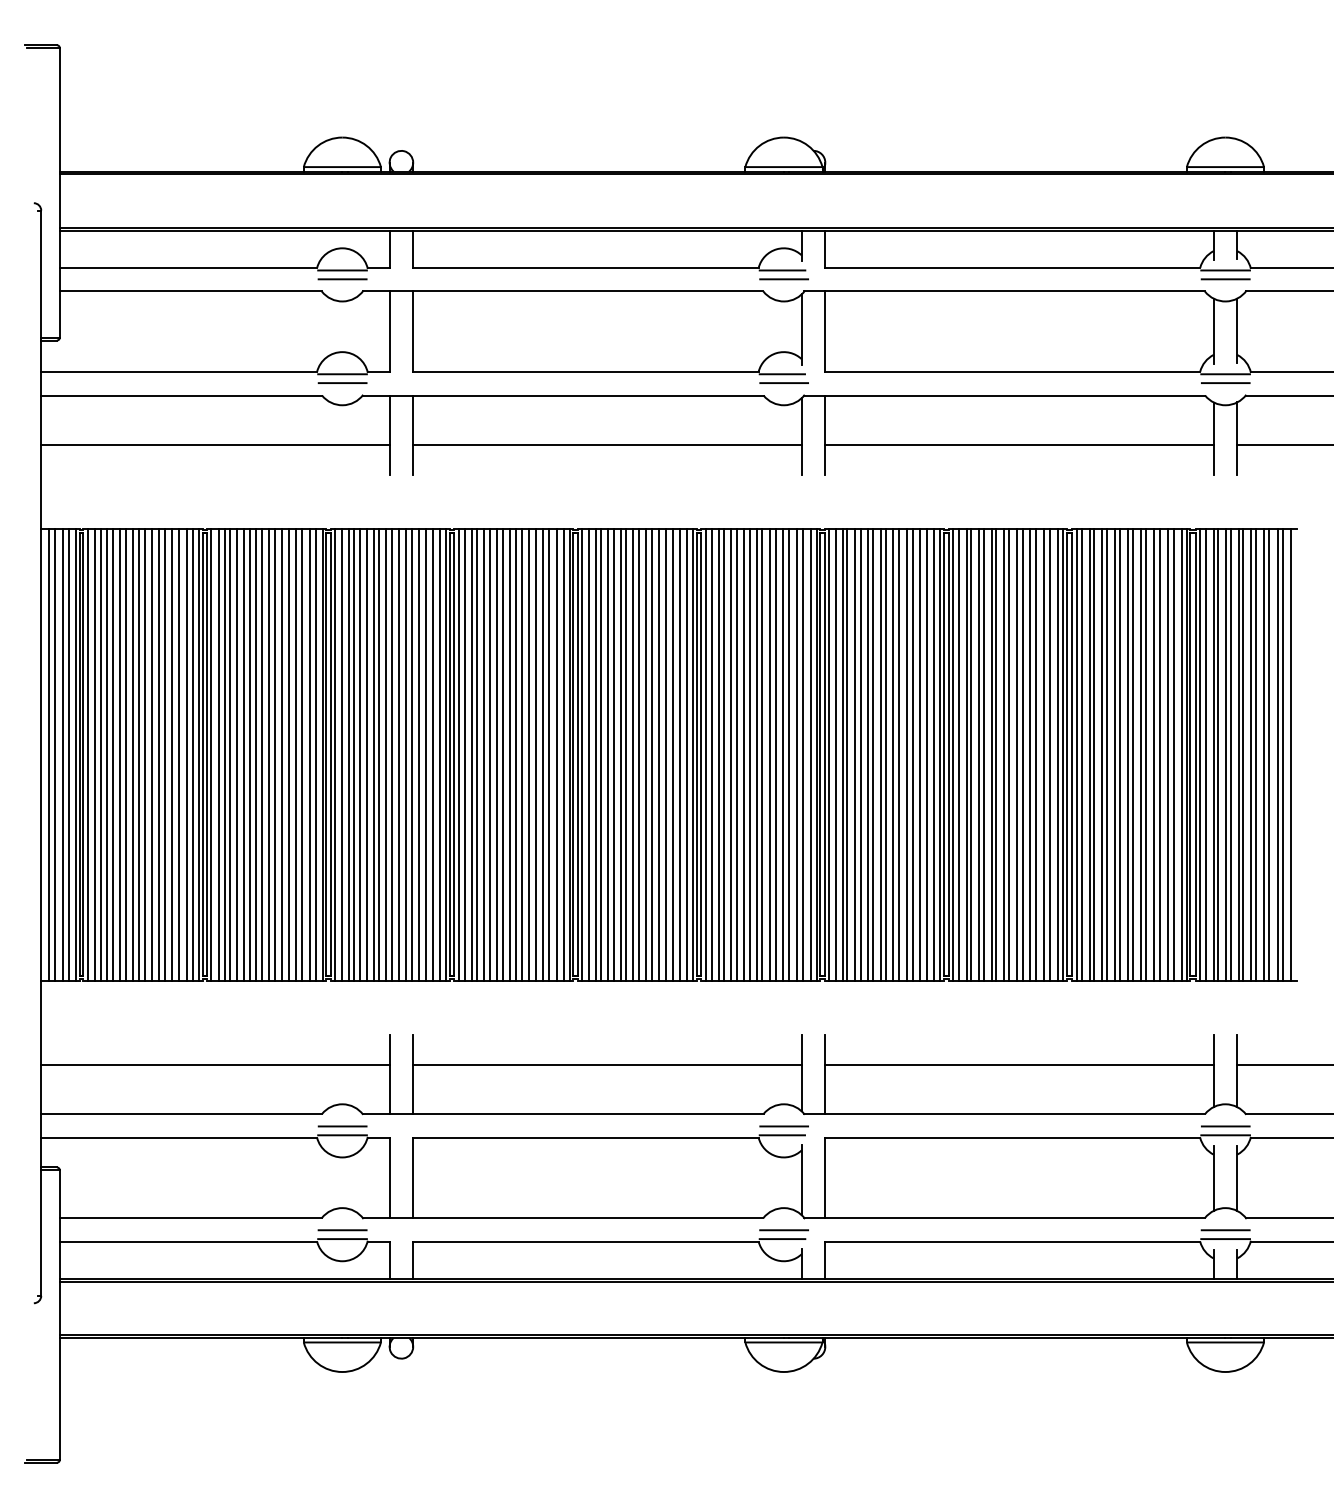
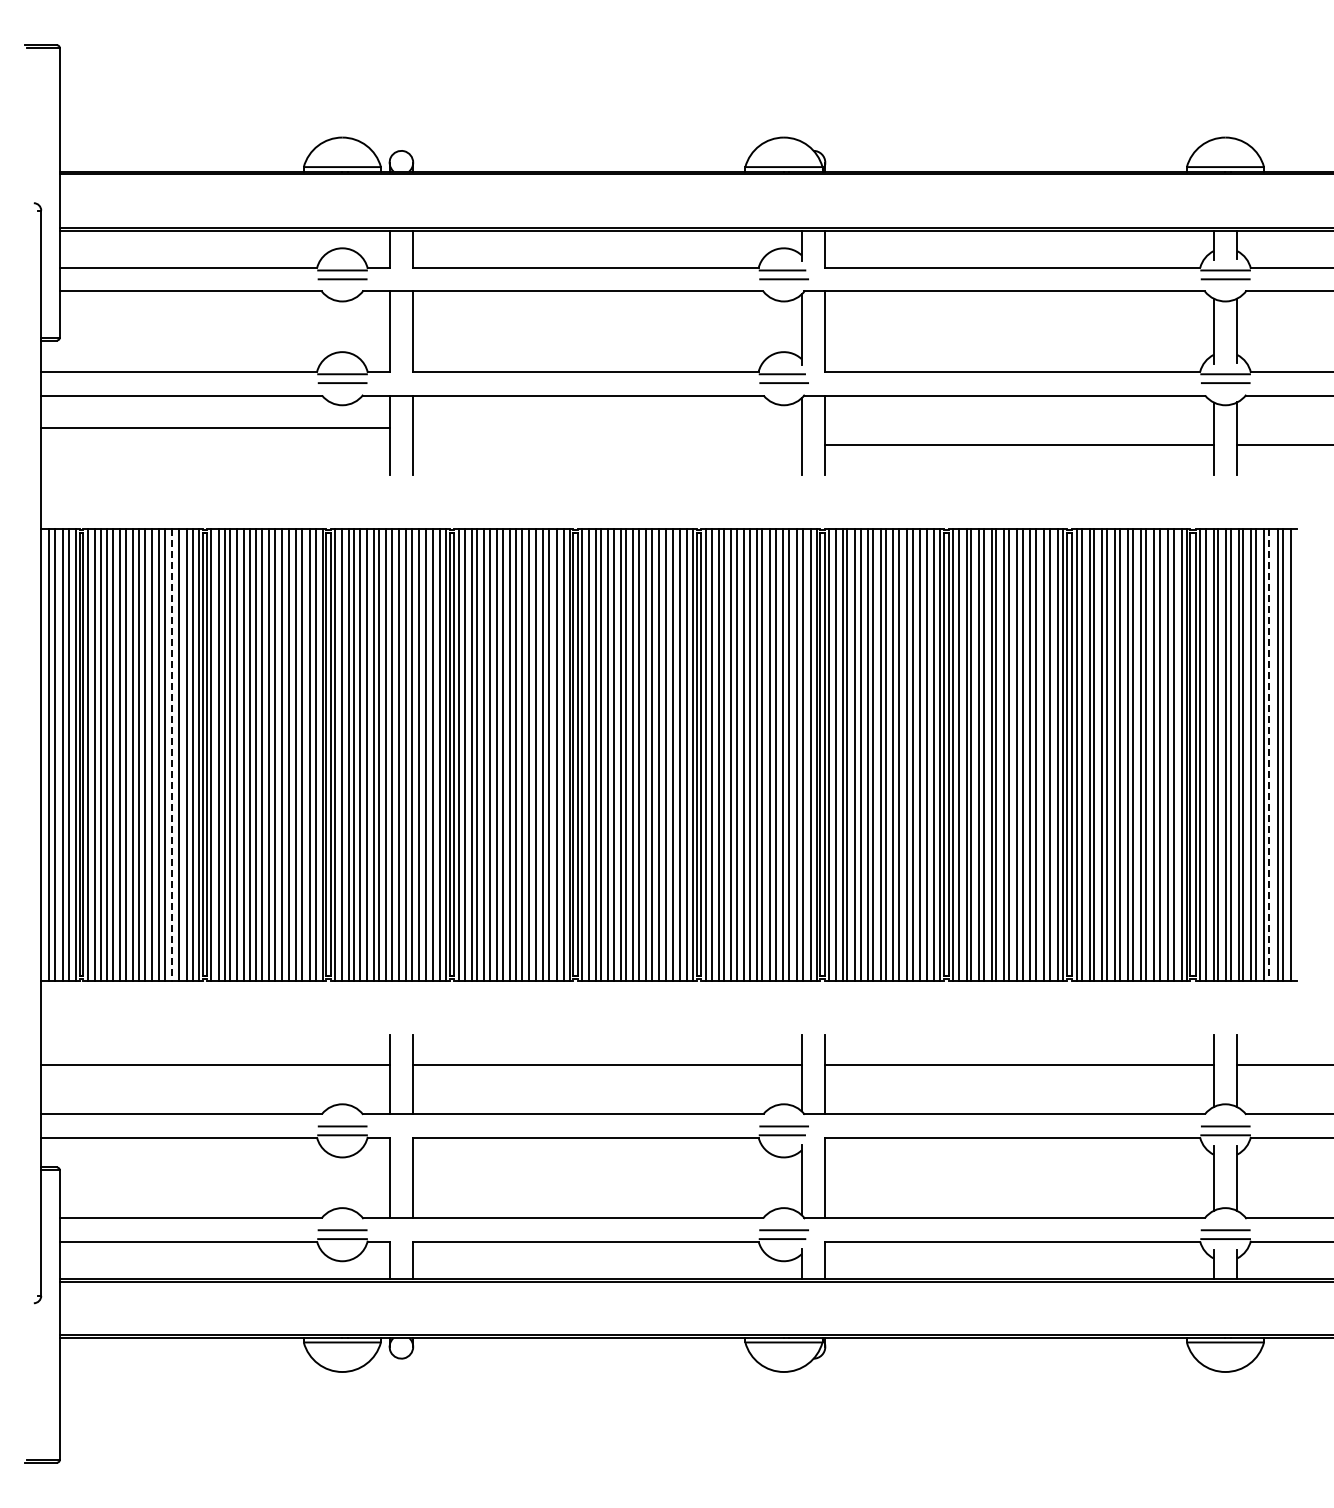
line position: (215, 444) -> (215, 427) (215, 427)
line: present -> none (607, 444)
line: solid -> dashed (172, 754)
line: solid -> dashed (1269, 754)
